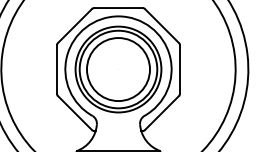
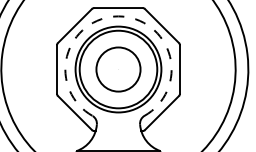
arc: solid -> dashed (118, 16)
circle diameter: 63 px -> 44 px (118, 69)
